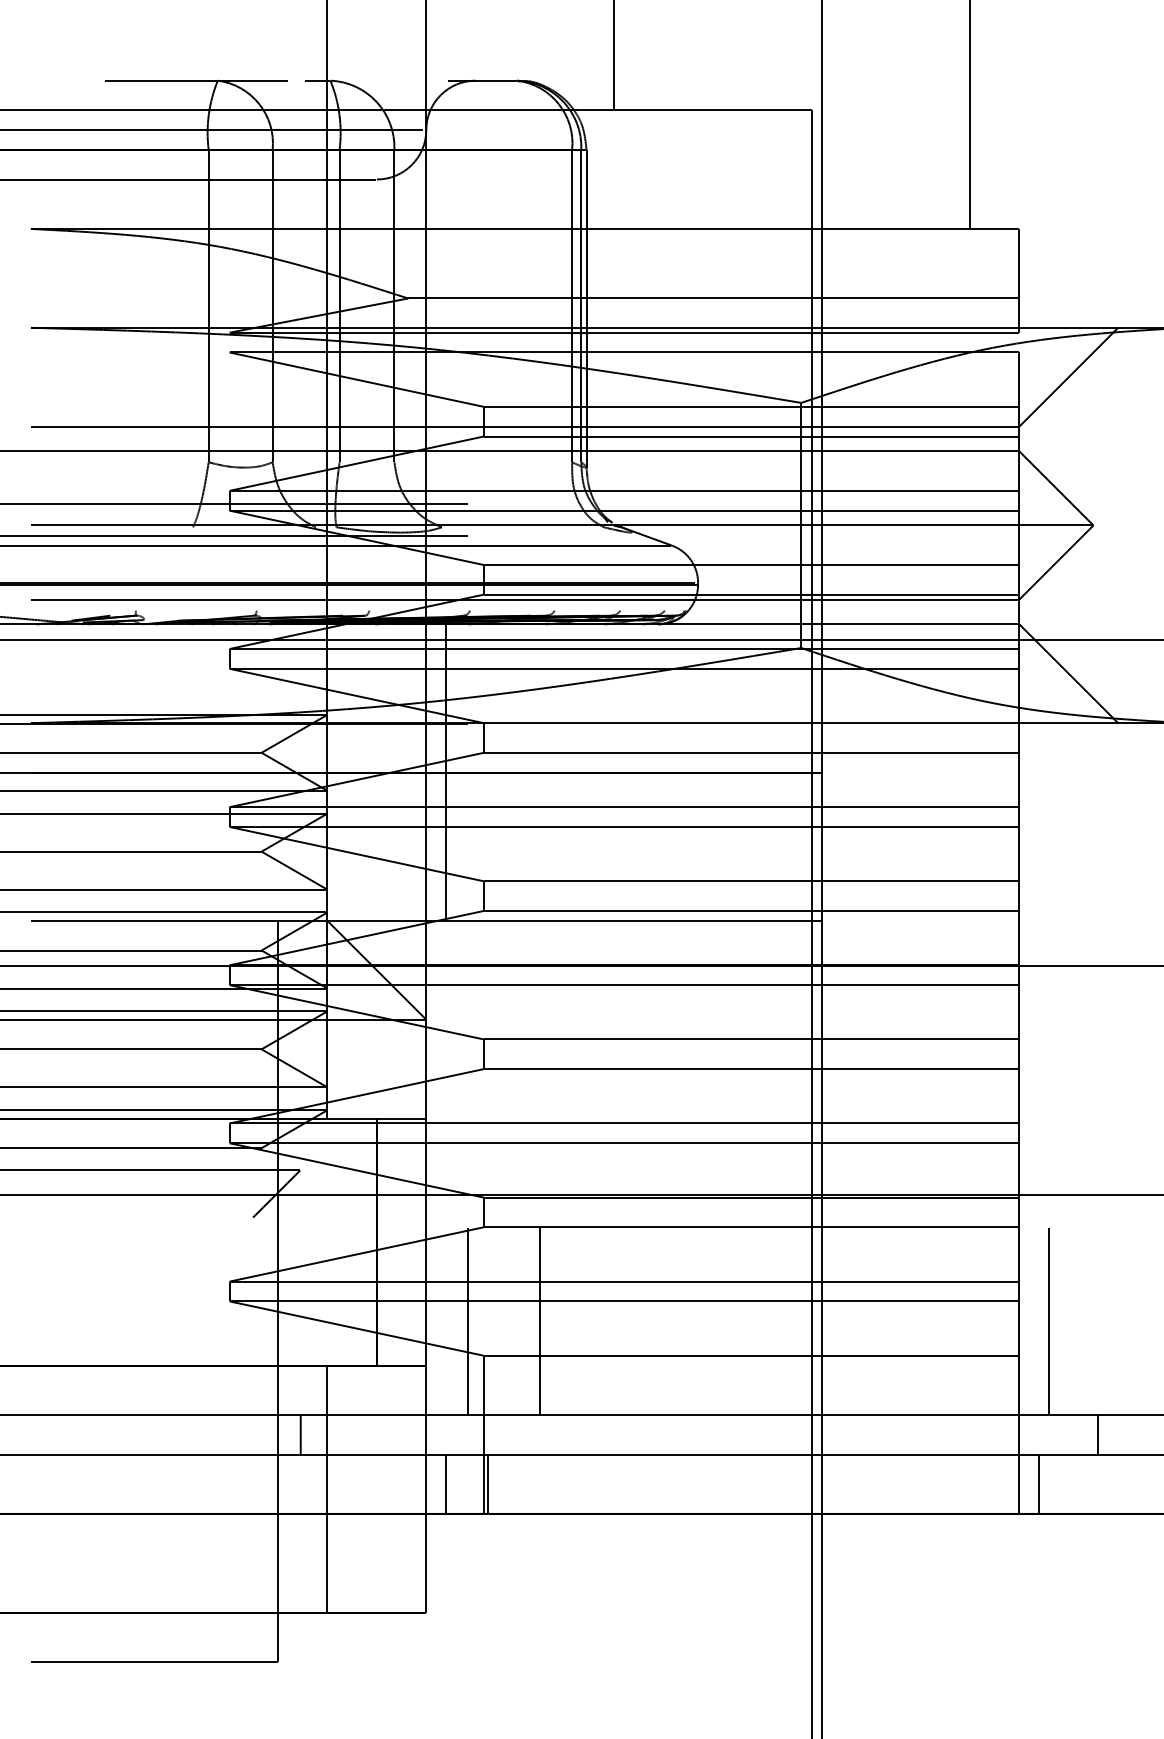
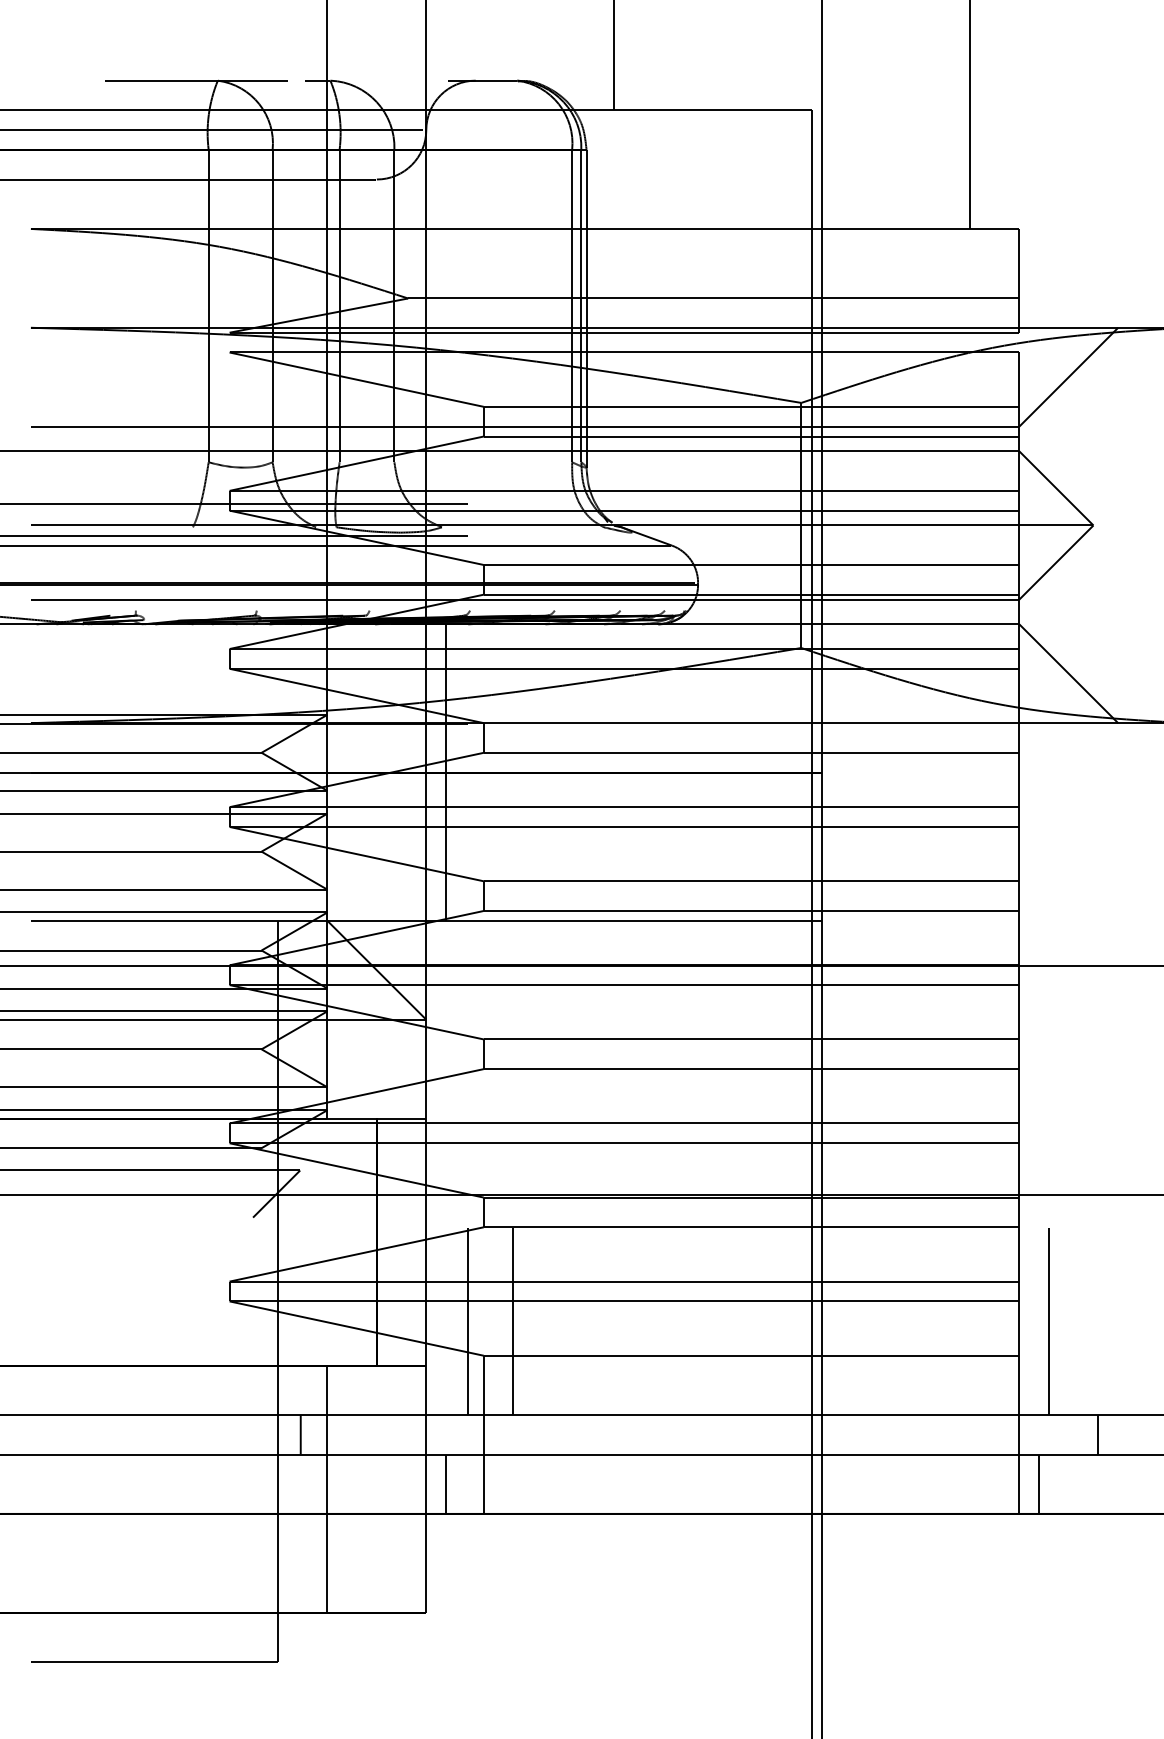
line: present -> none (581, 640)
line position: (539, 1321) -> (512, 1321) (512, 1321)
line: present -> none (488, 1483)
